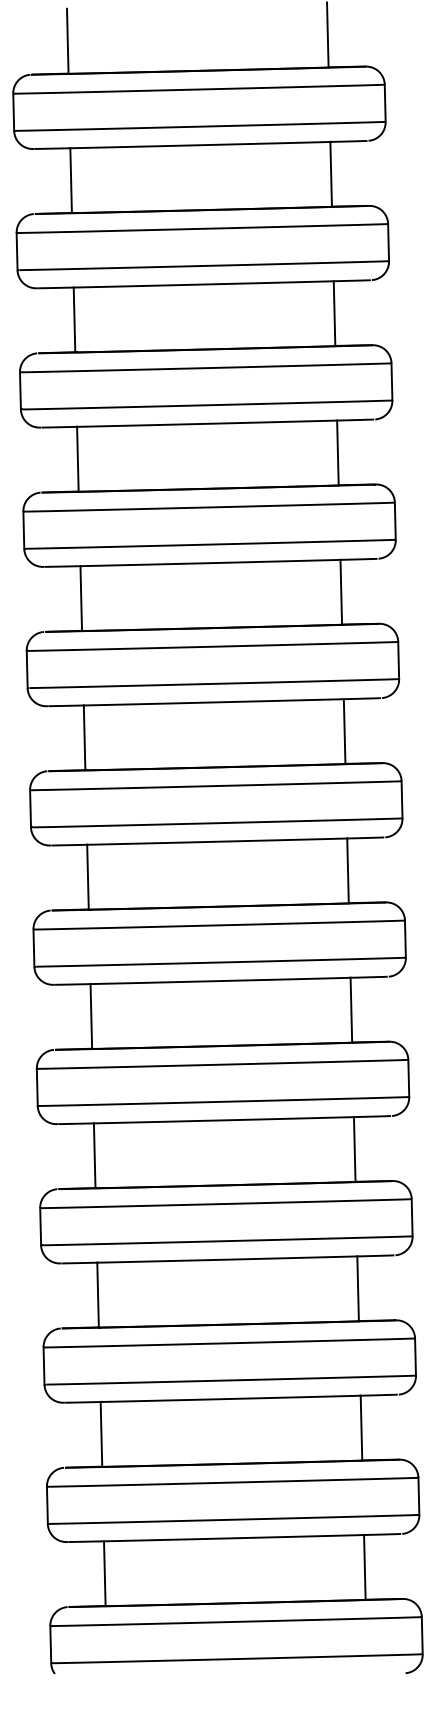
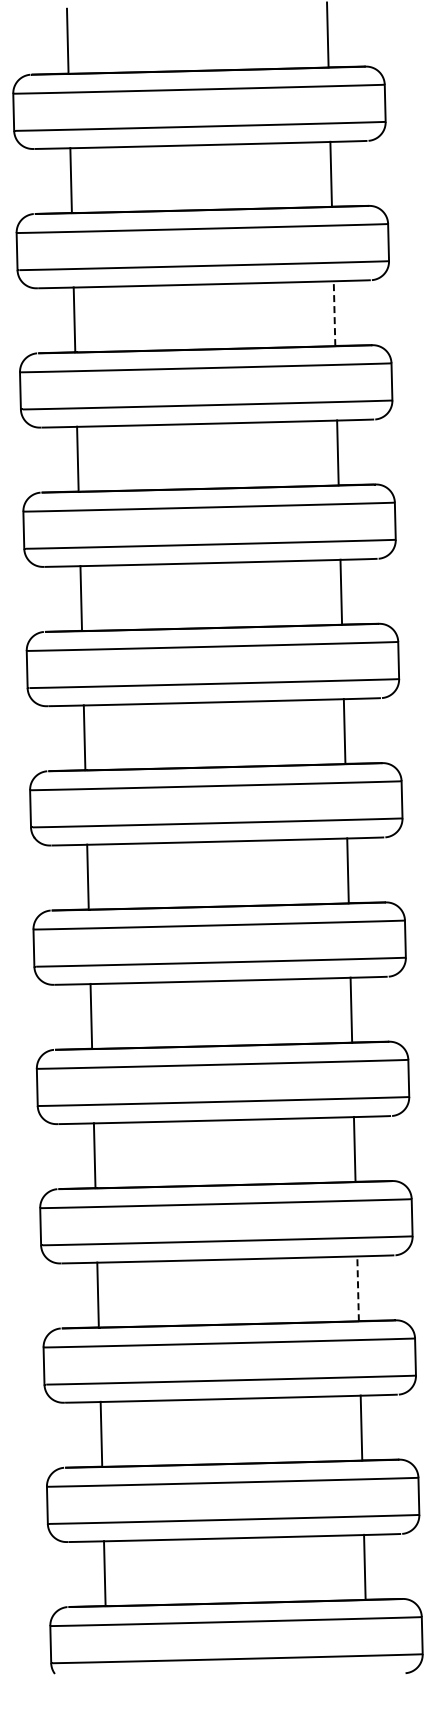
line: solid -> dashed (334, 313)
line: solid -> dashed (358, 1288)
